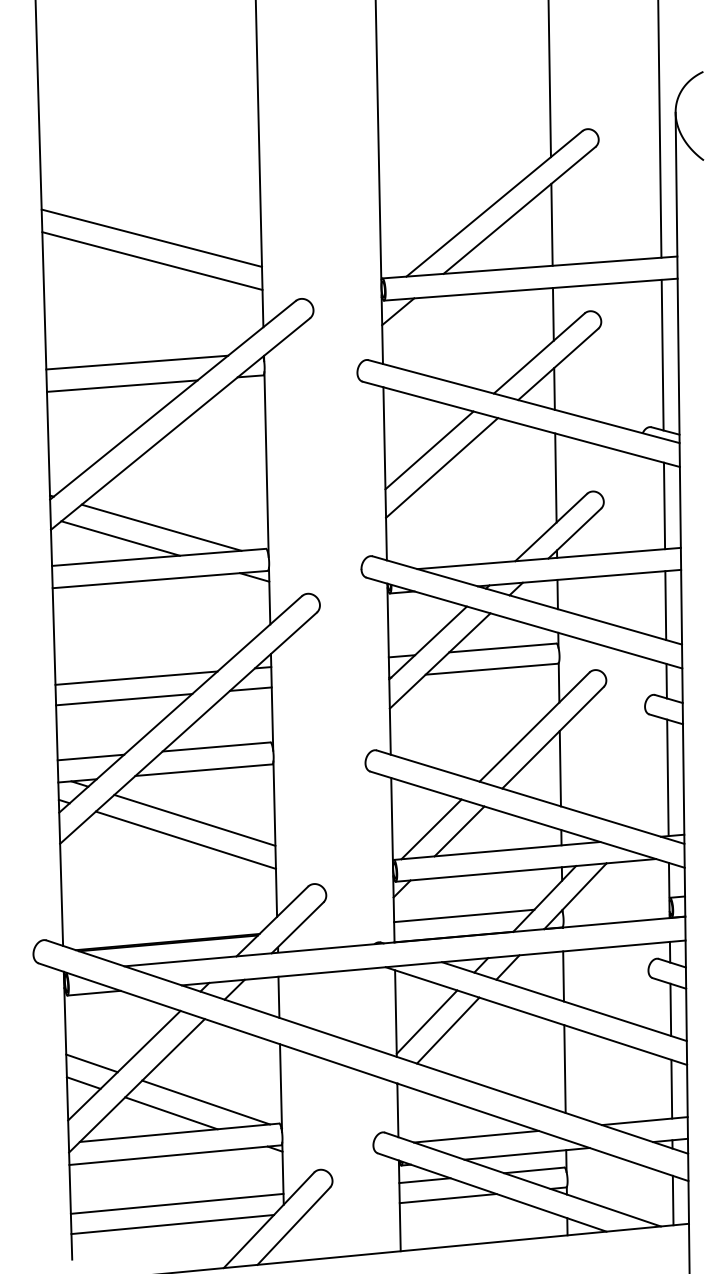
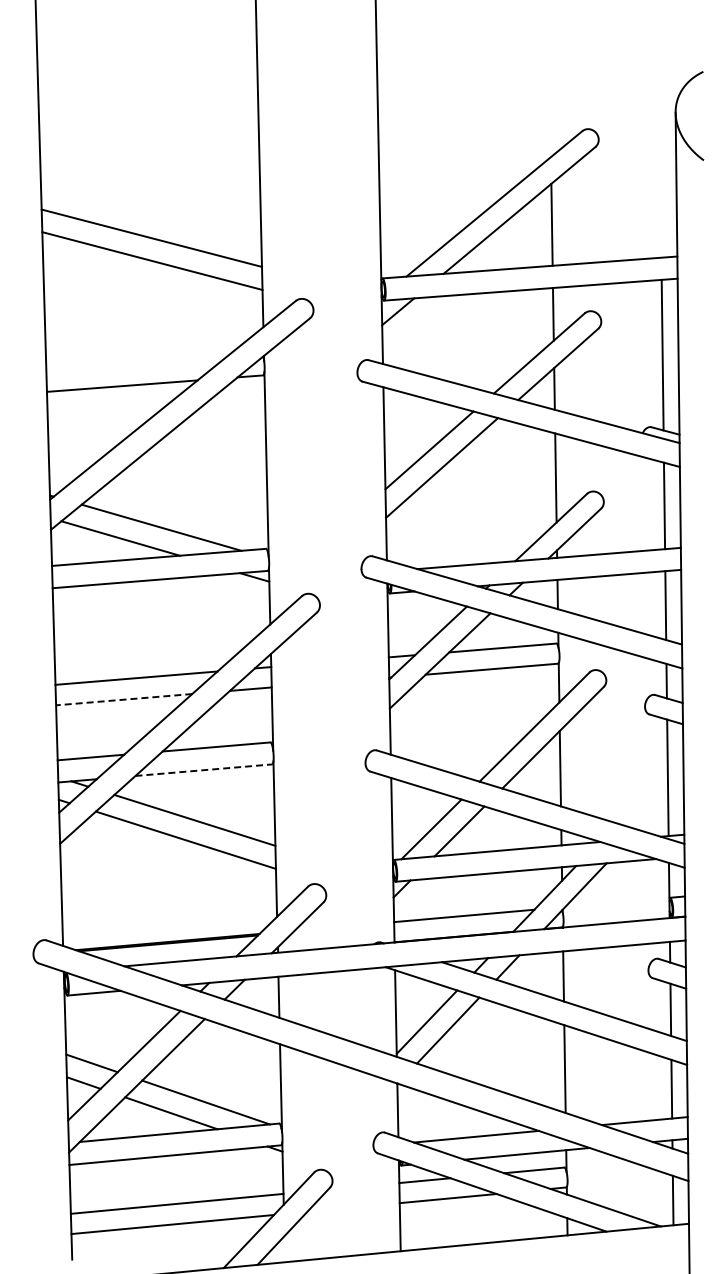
line: present -> none (549, 79)
line: present -> none (659, 129)
line: present -> none (137, 362)
line: solid -> dashed (123, 699)
line: solid -> dashed (203, 770)
